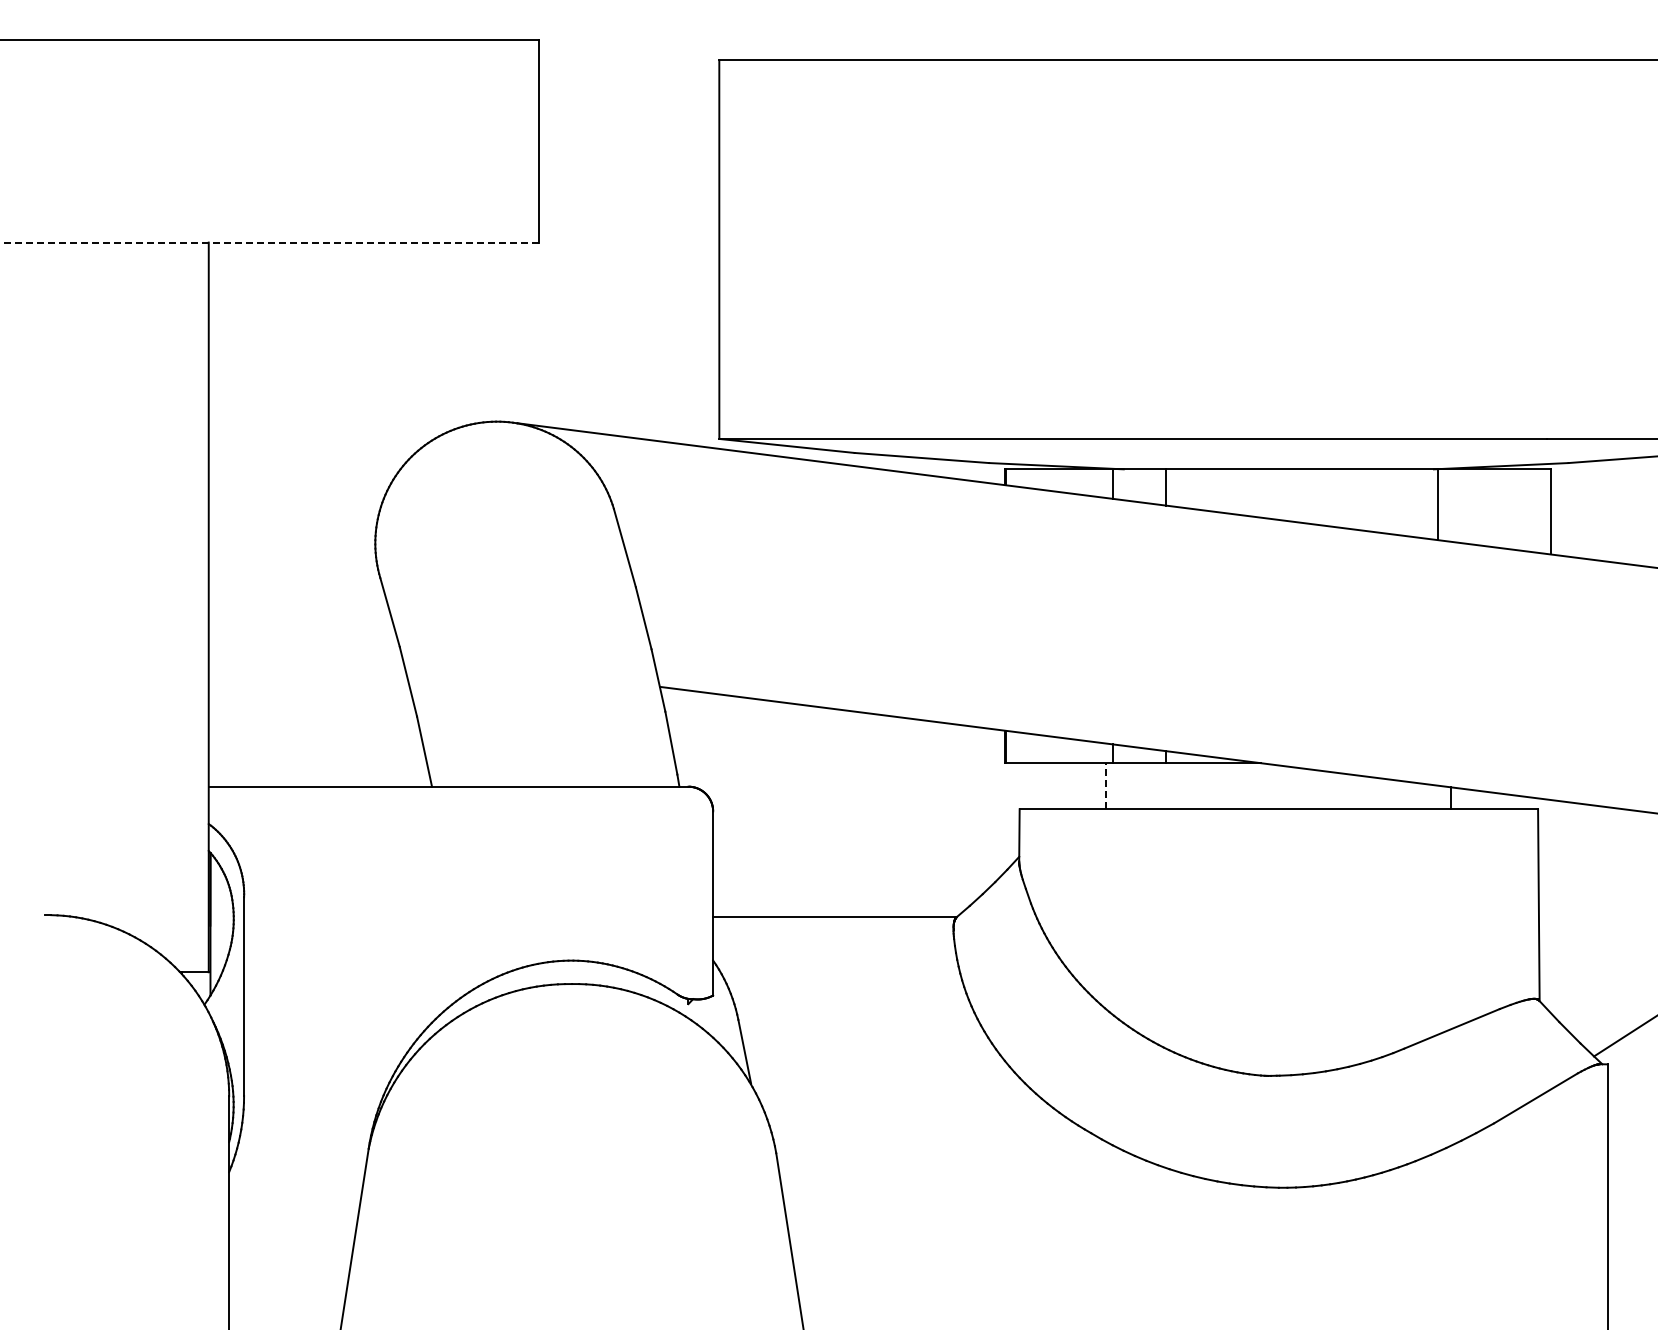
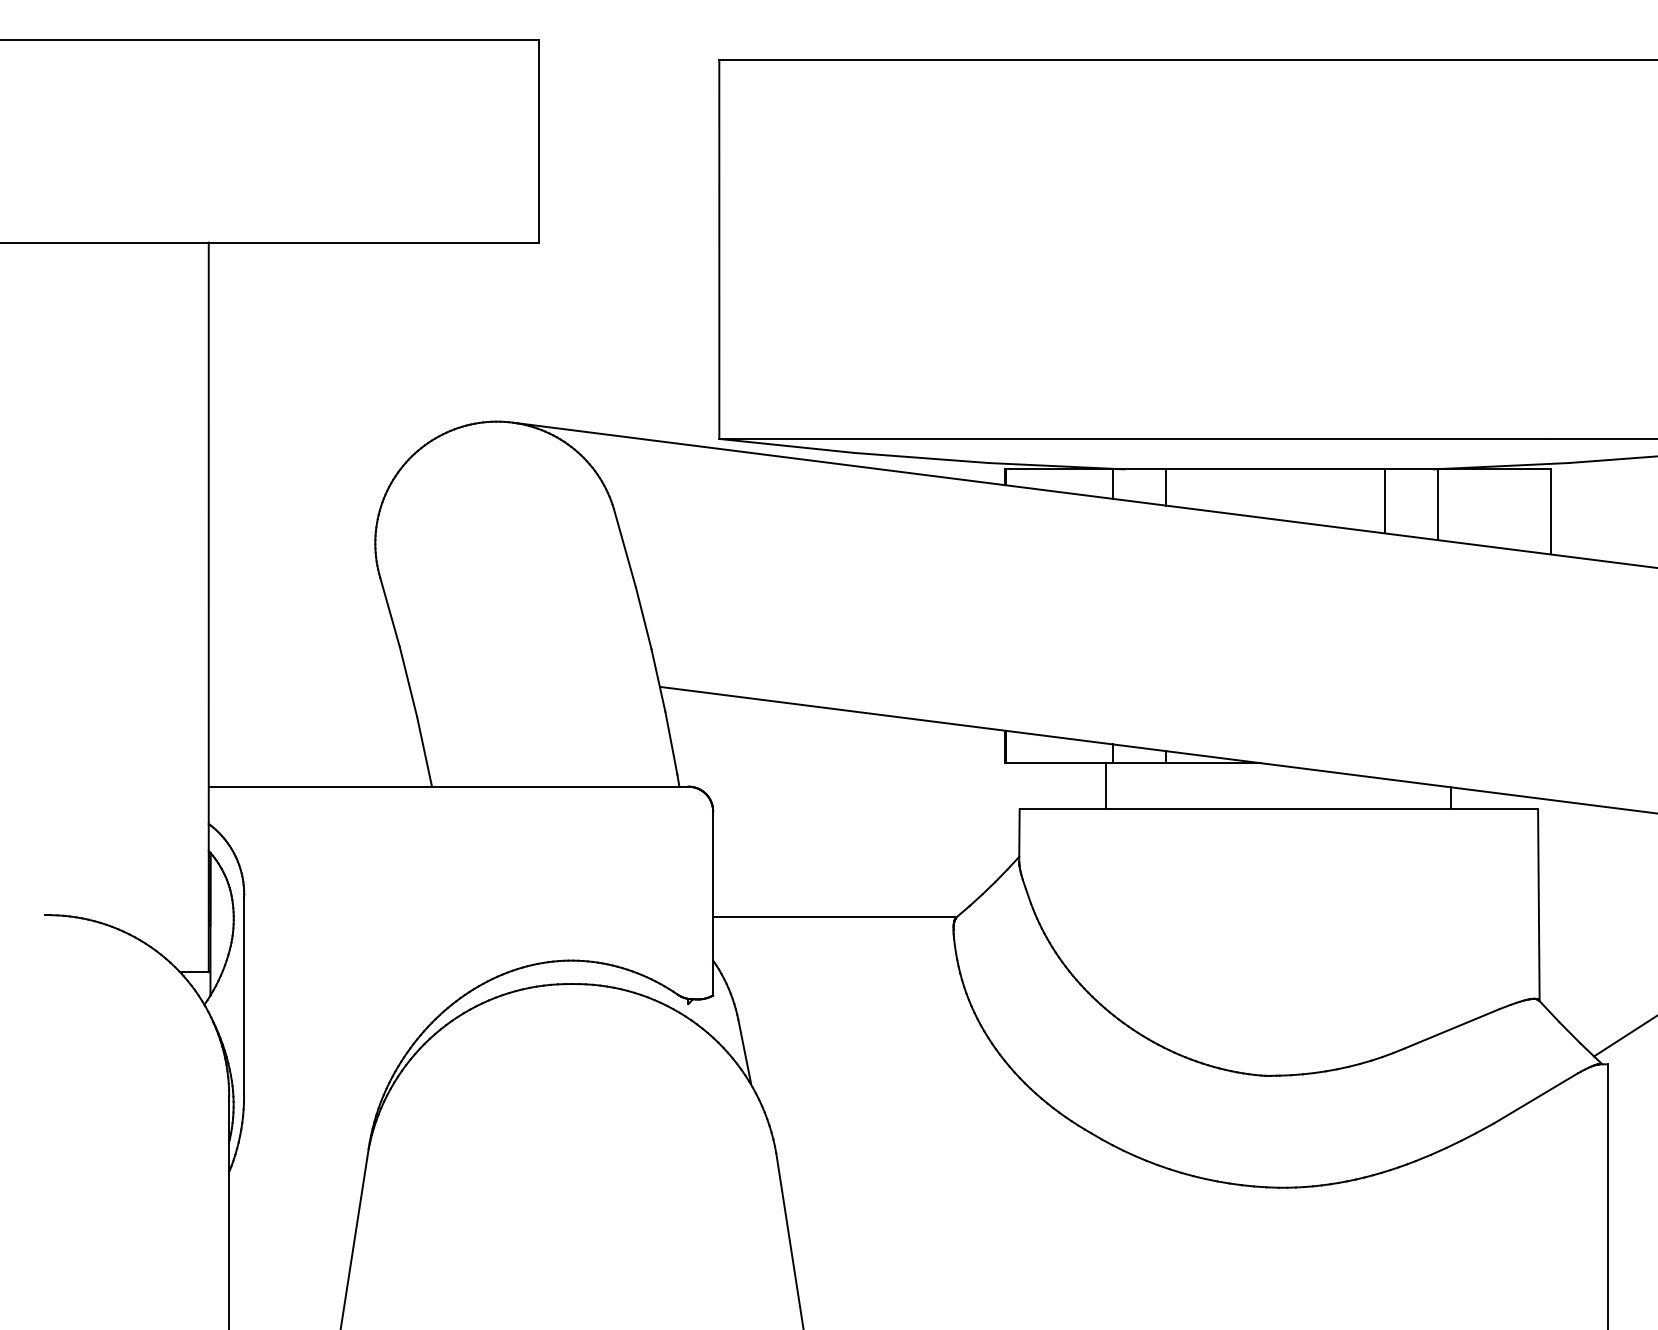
line: dashed -> solid (269, 242)
line: none -> present (1384, 501)
line: dashed -> solid (1106, 785)
